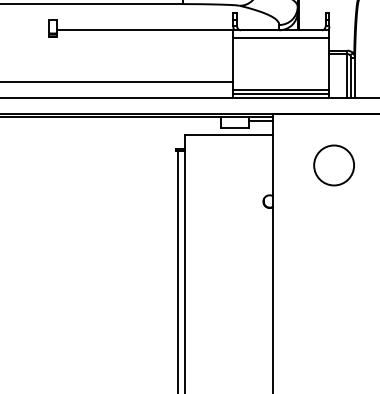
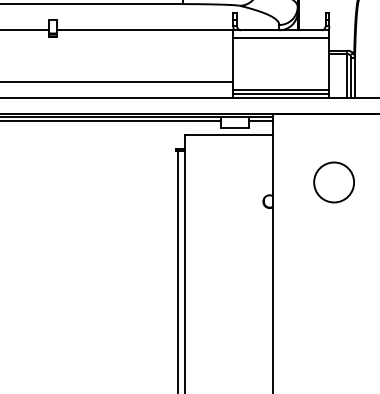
line: none -> present (25, 30)
line: none -> present (111, 121)
circle position: (333, 165) -> (333, 182) (333, 182)
